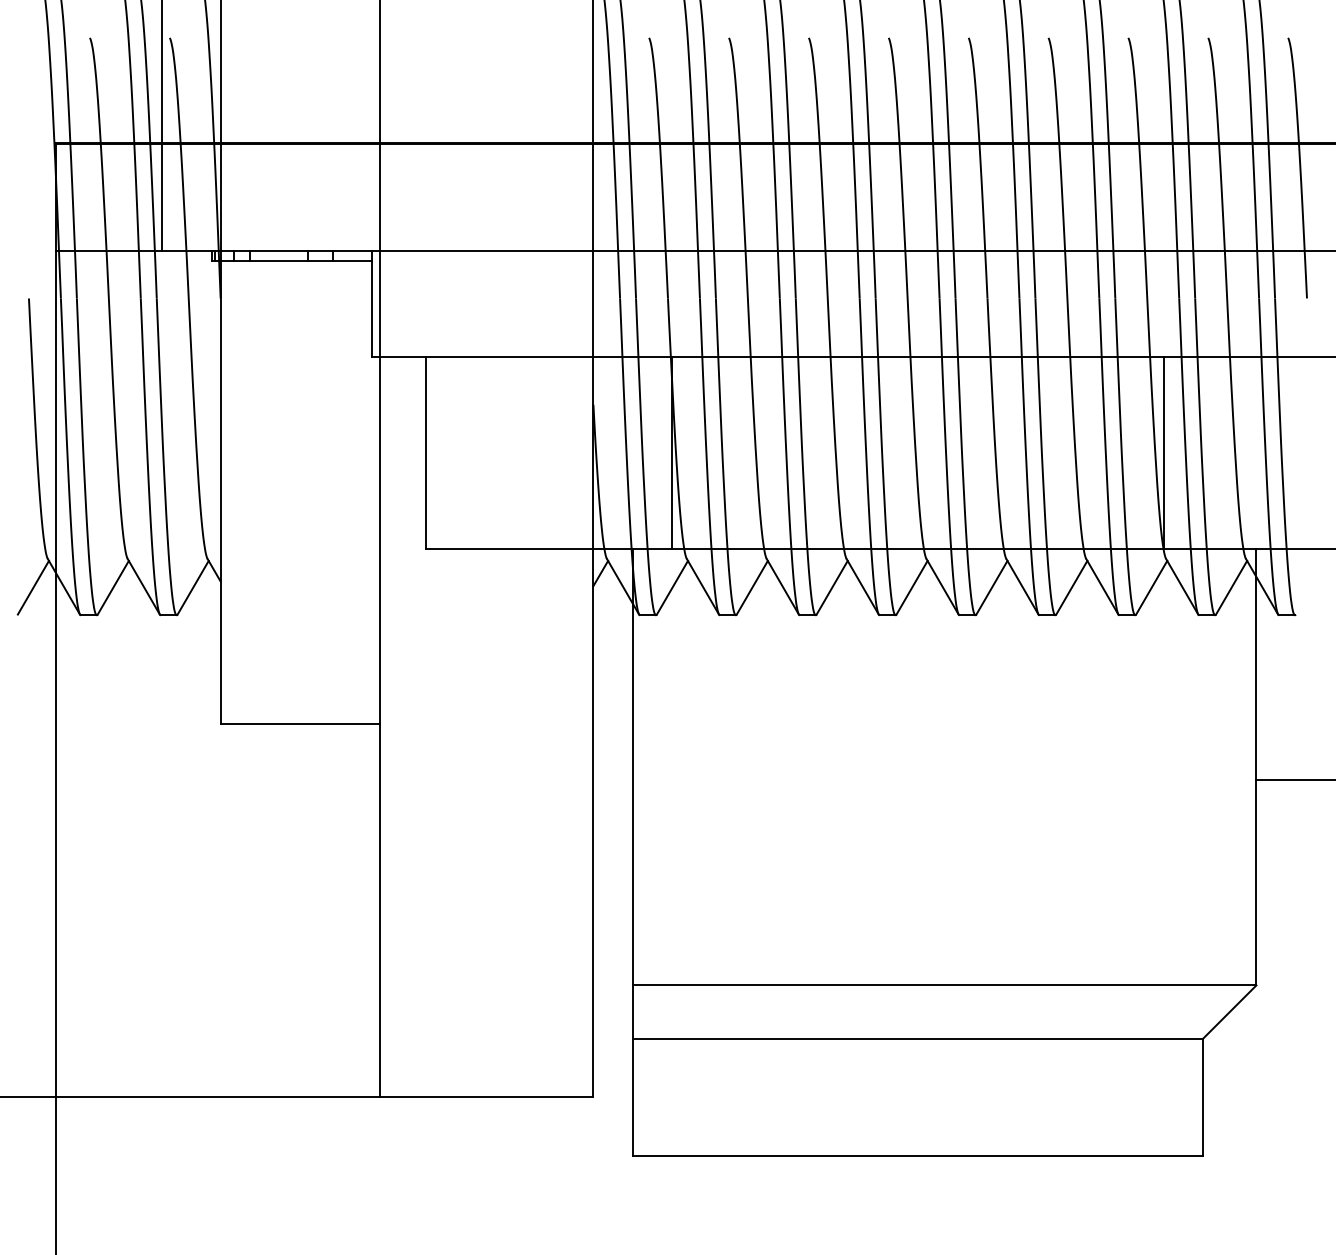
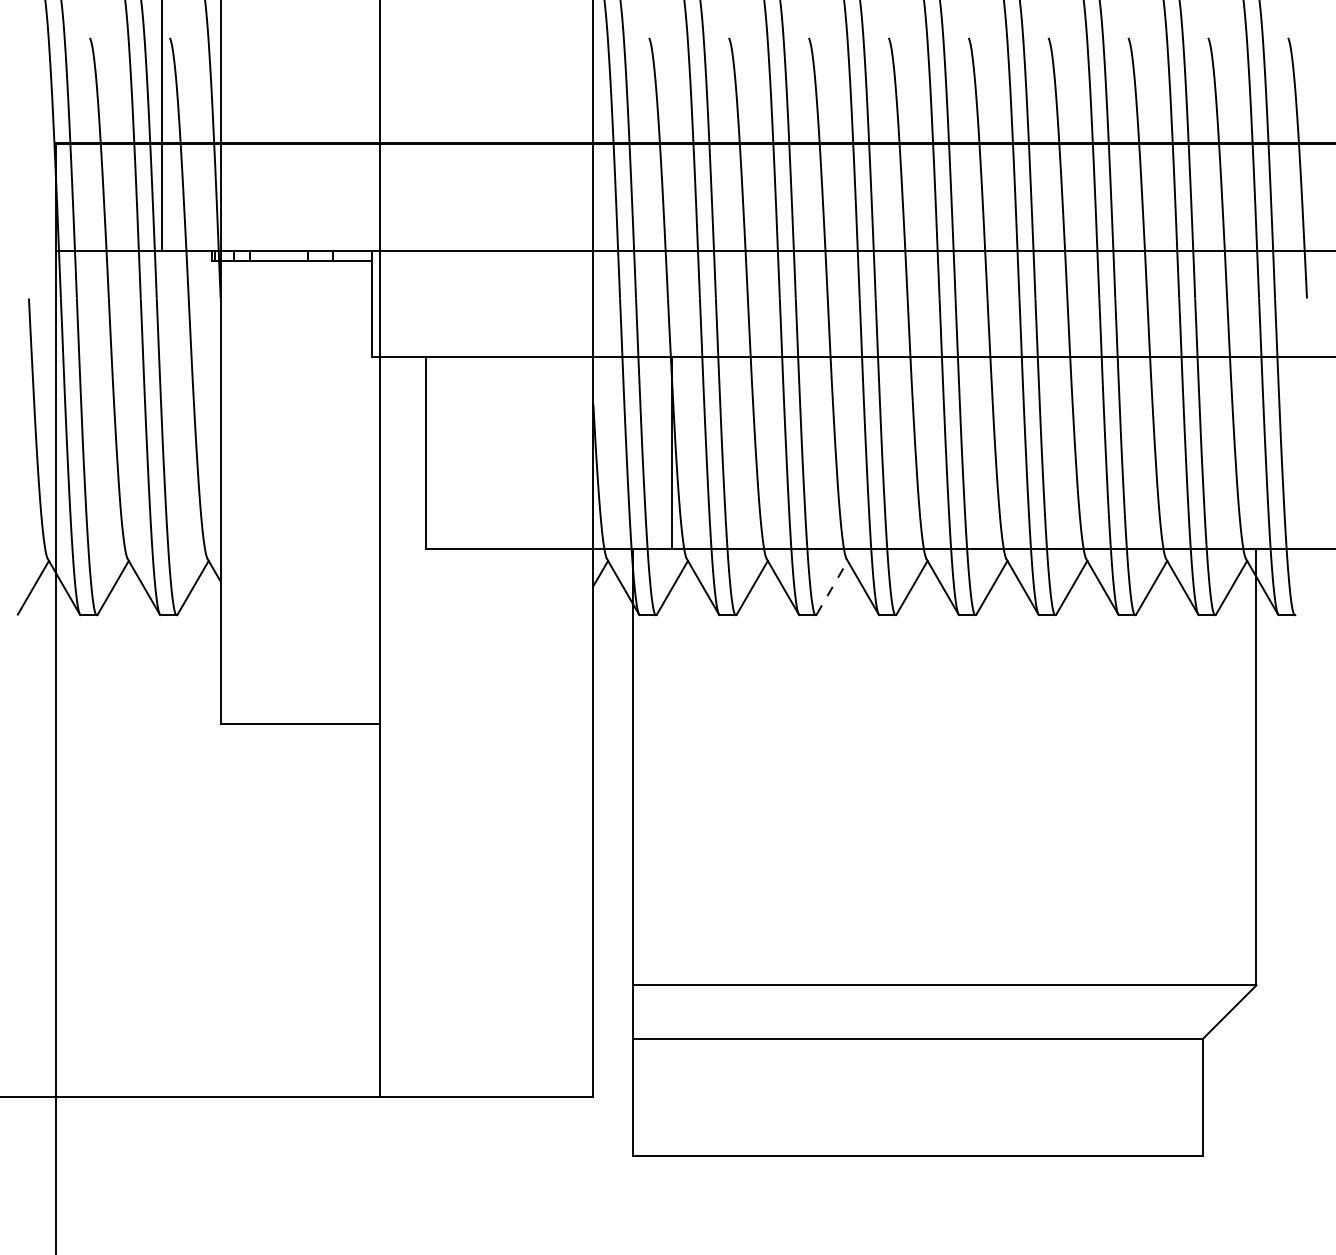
line: present -> none (1164, 452)
line: solid -> dashed (832, 587)
line: present -> none (1294, 779)
